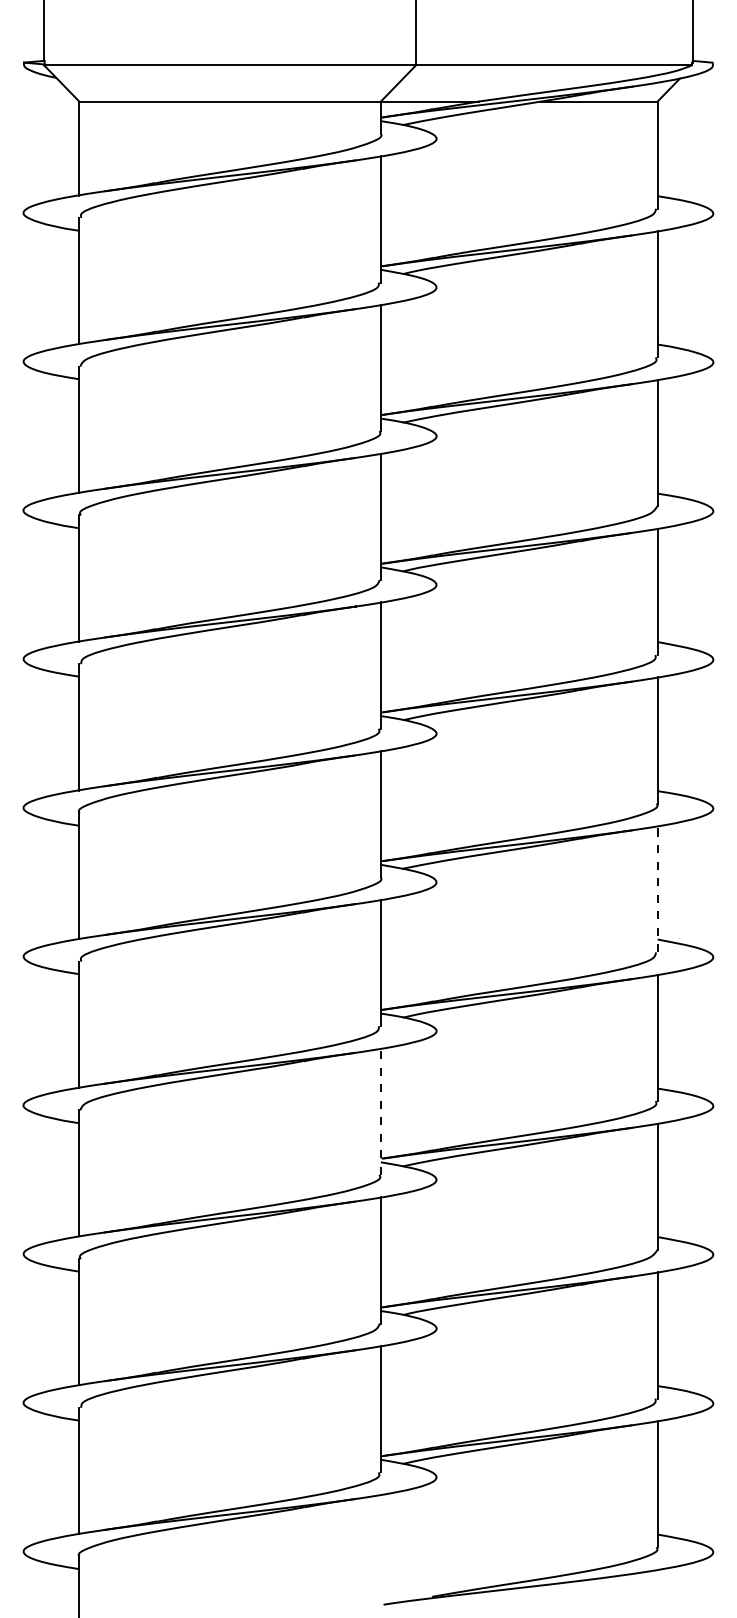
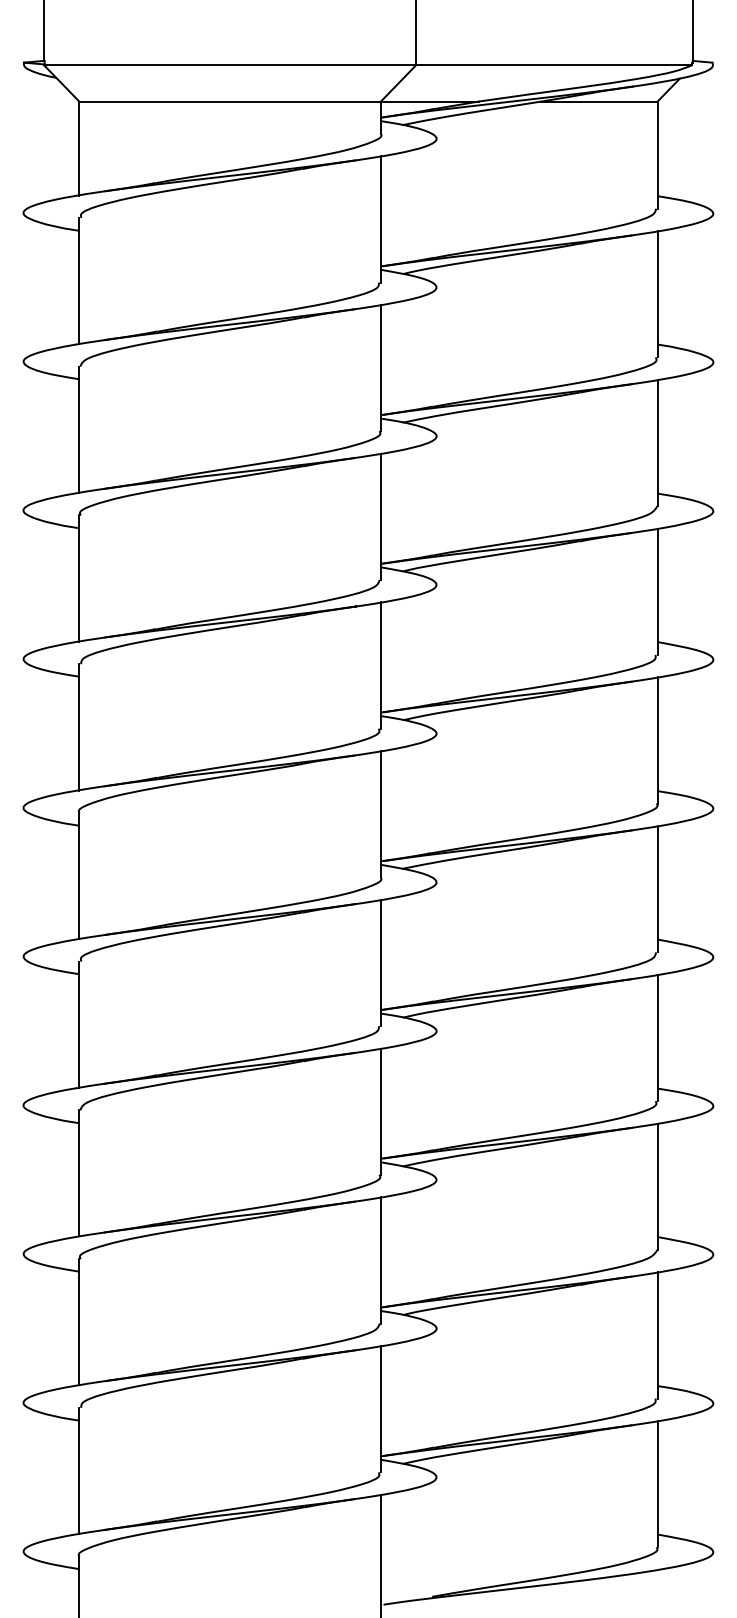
line: dashed -> solid (657, 888)
line: dashed -> solid (380, 1111)
line: none -> present (380, 1554)
